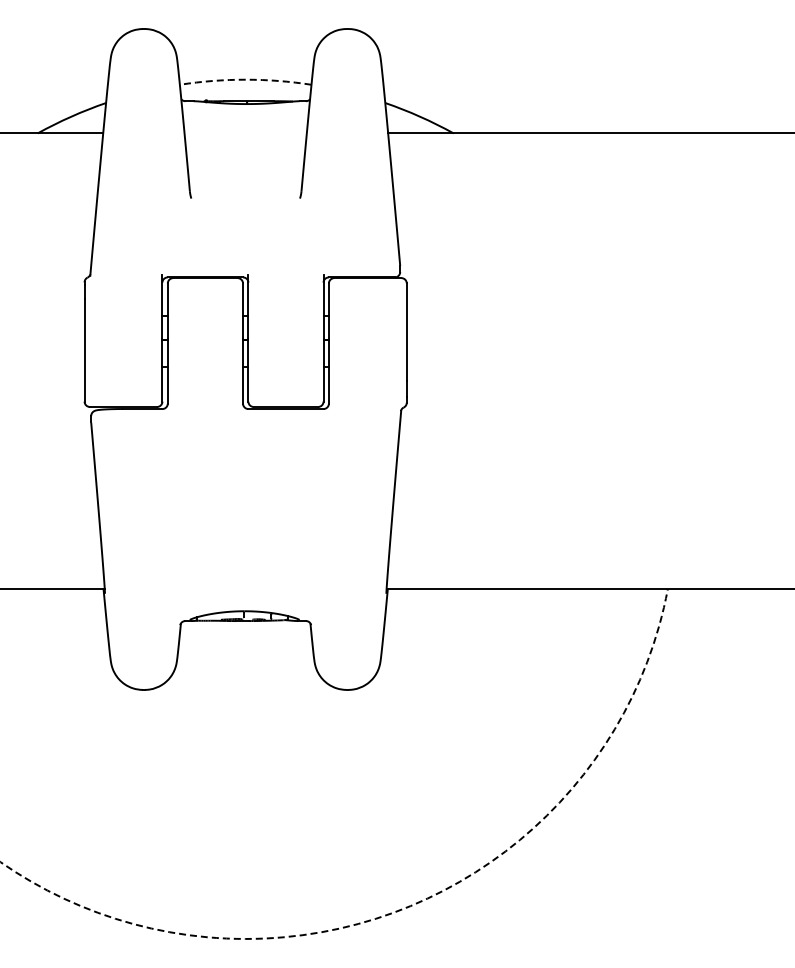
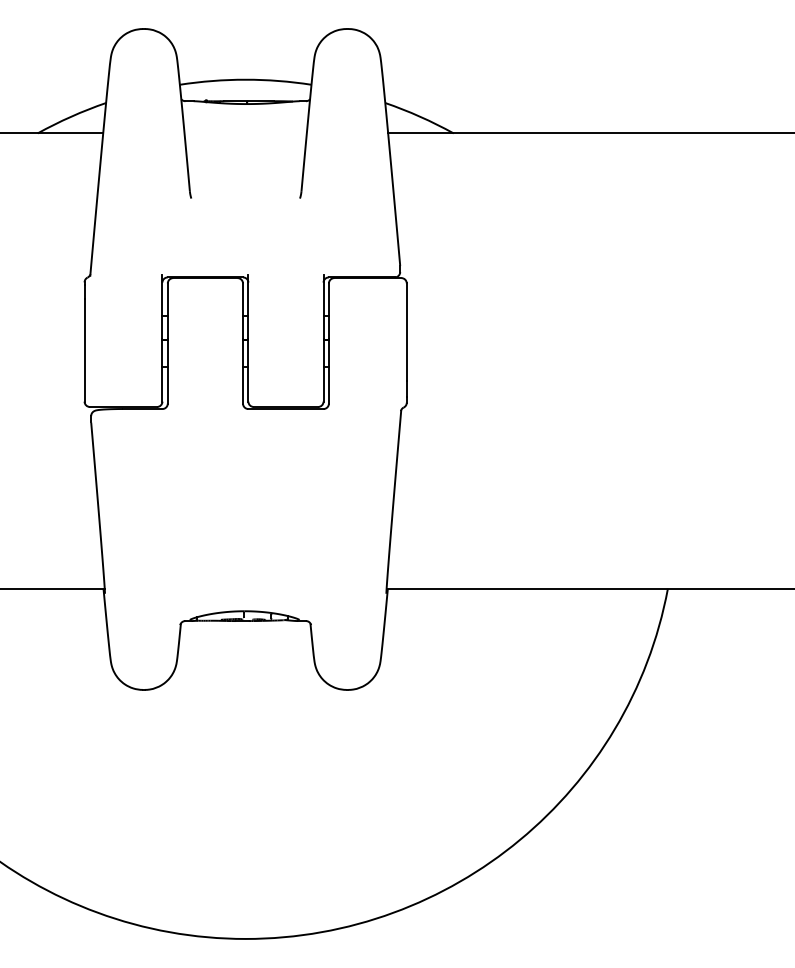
arc: dashed -> solid (245, 79)
arc: dashed -> solid (409, 906)
